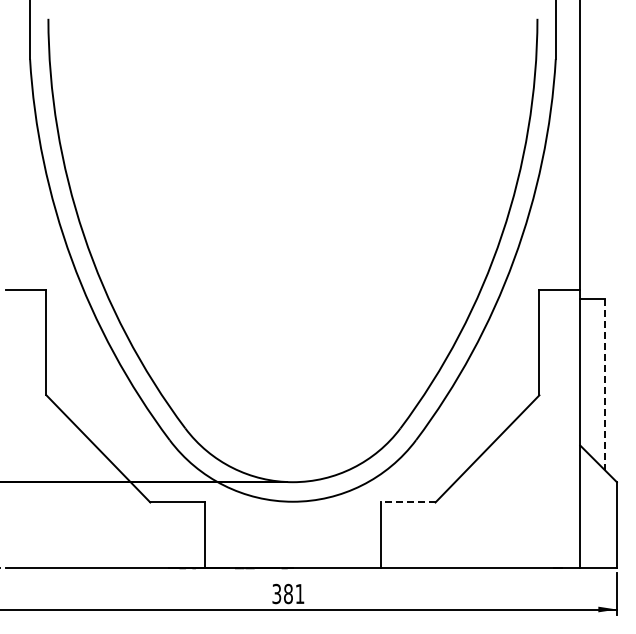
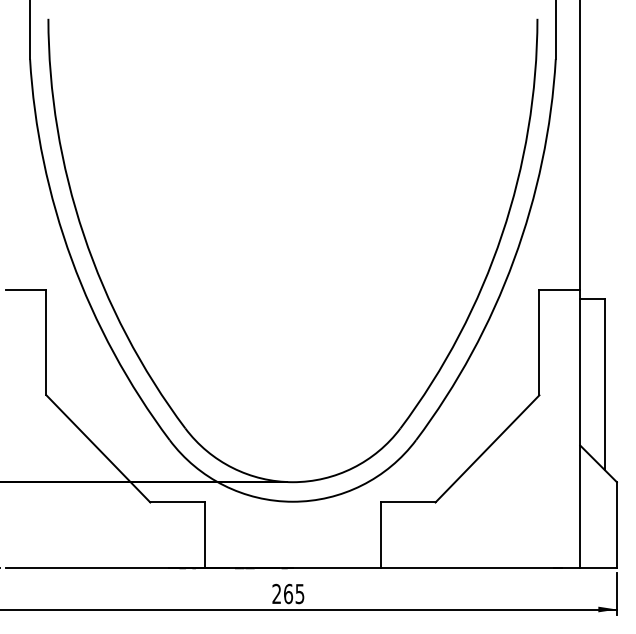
line: dashed -> solid (604, 384)
line: dashed -> solid (407, 502)
text: 381 -> 265 (288, 593)
